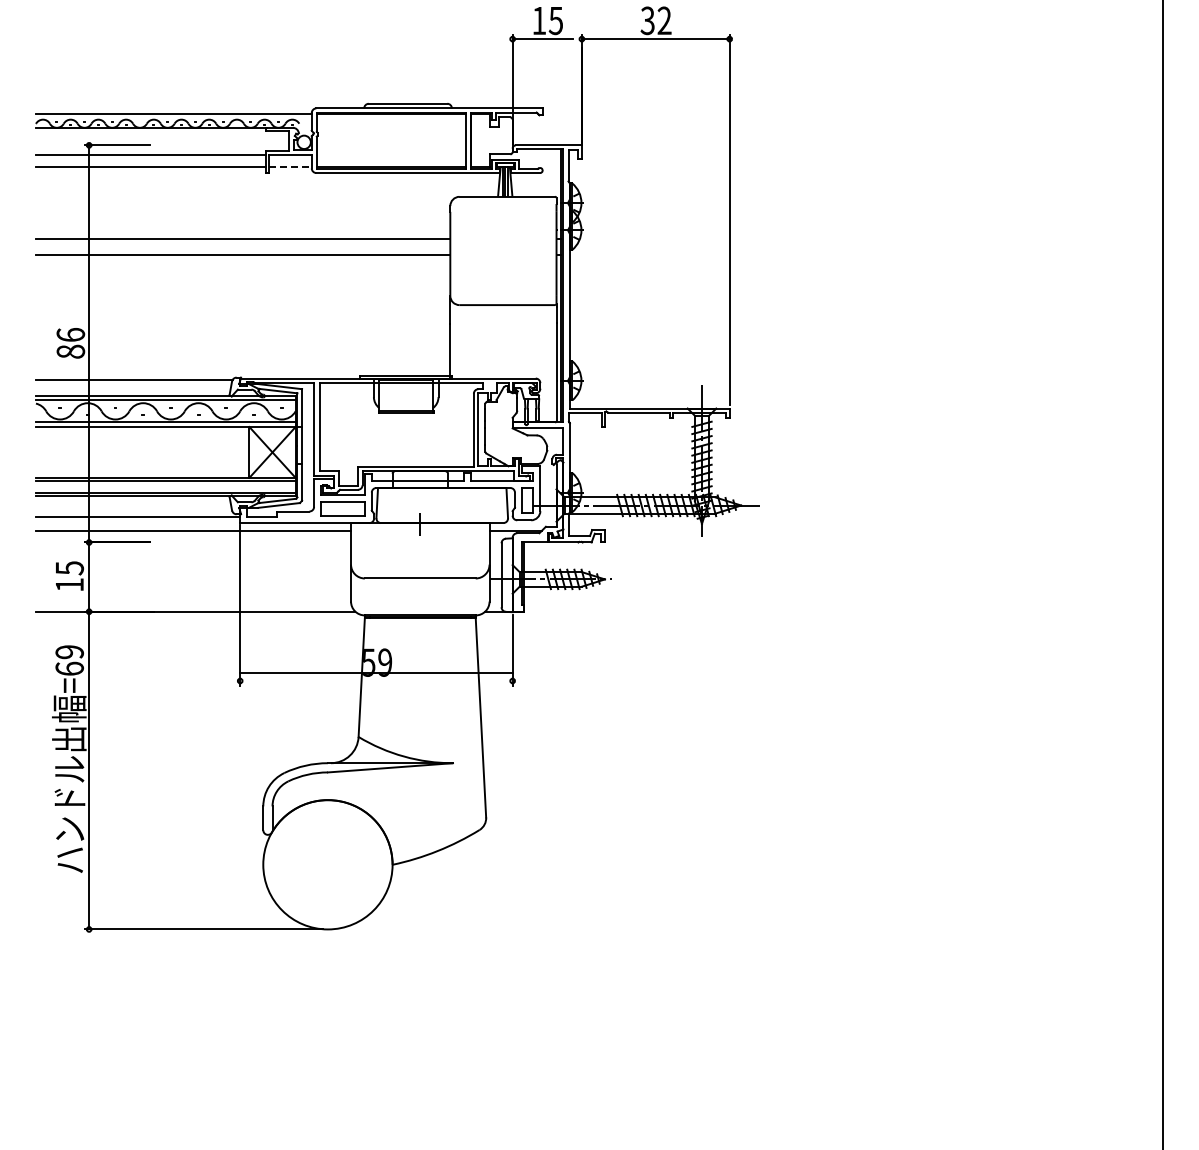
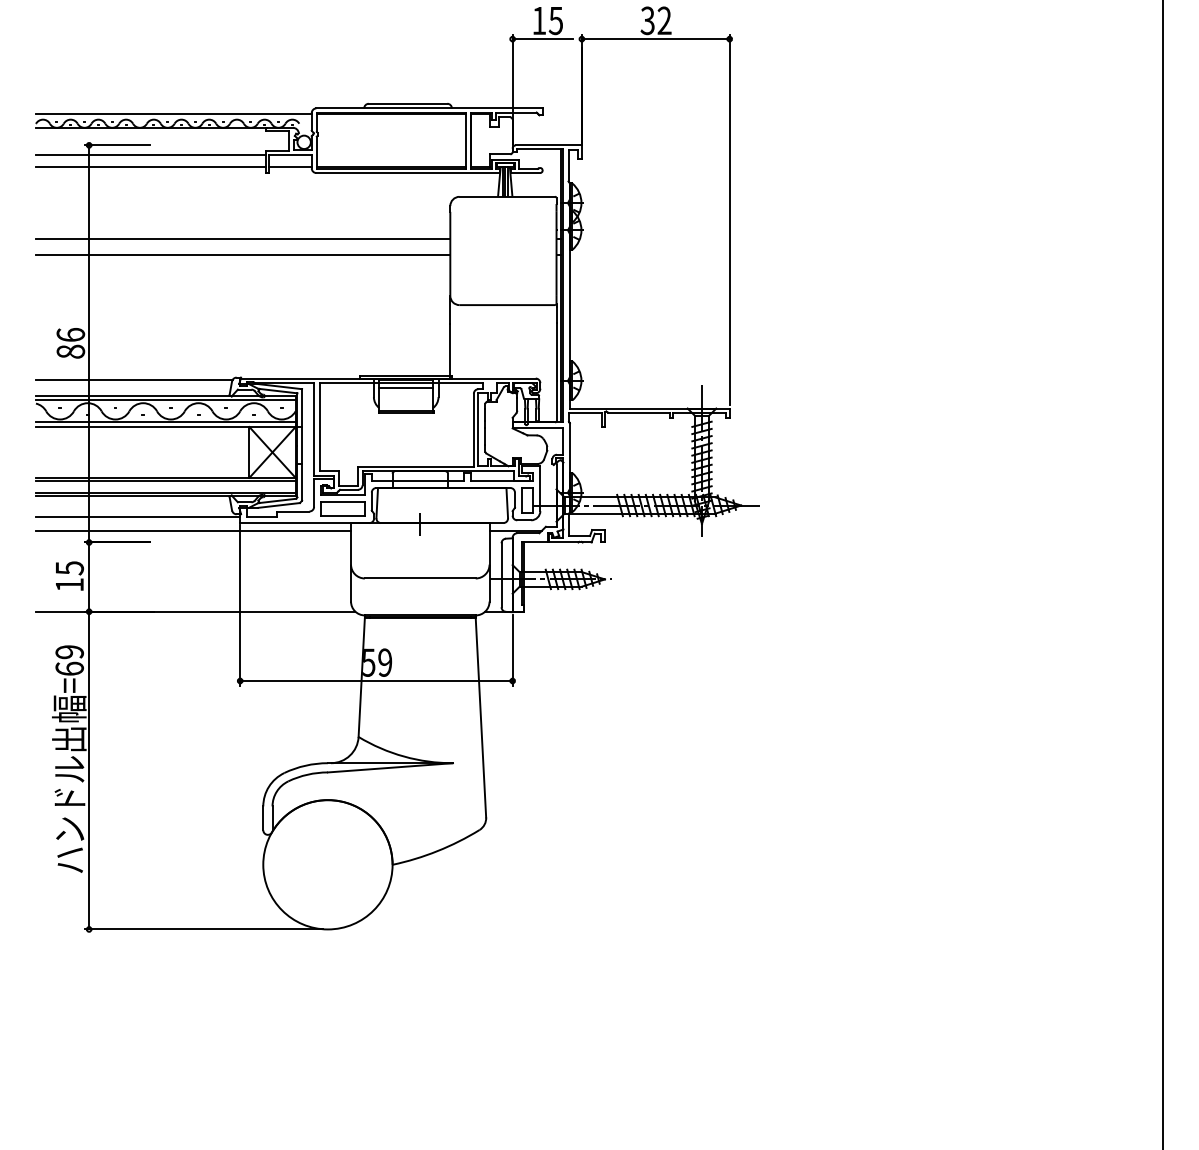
line: dashed -> solid (291, 167)
line: none -> present (406, 388)
line position: (376, 673) -> (376, 681) (376, 681)
